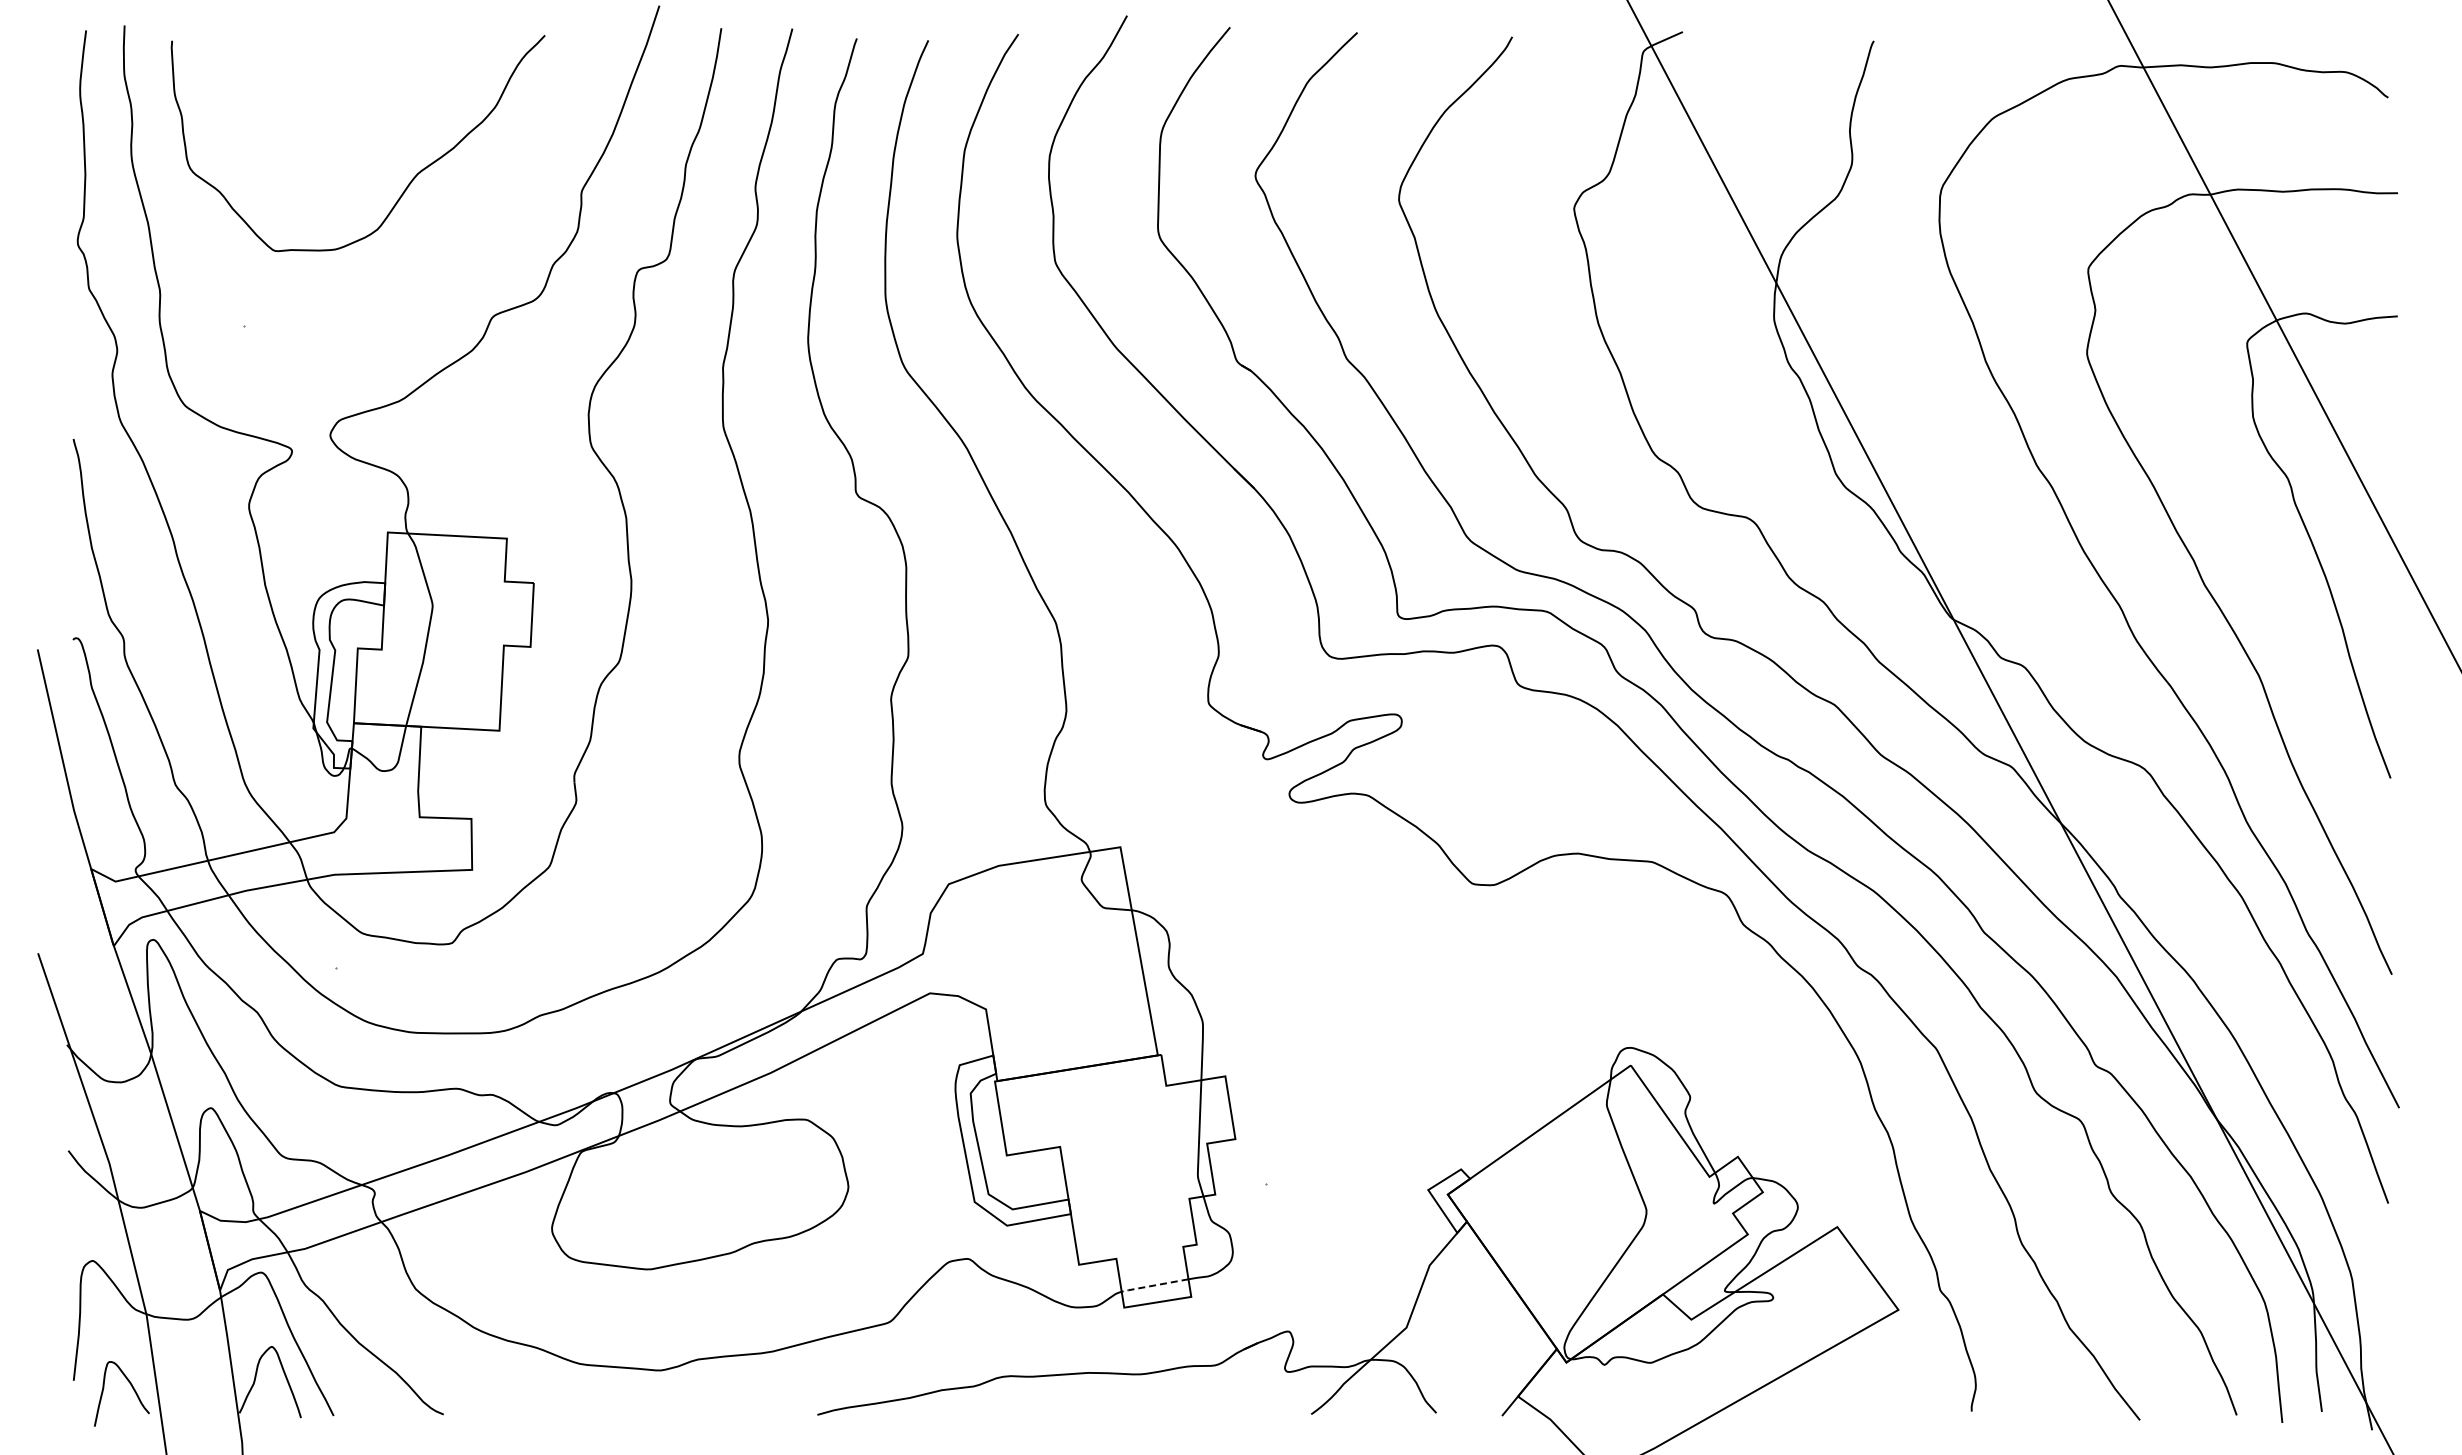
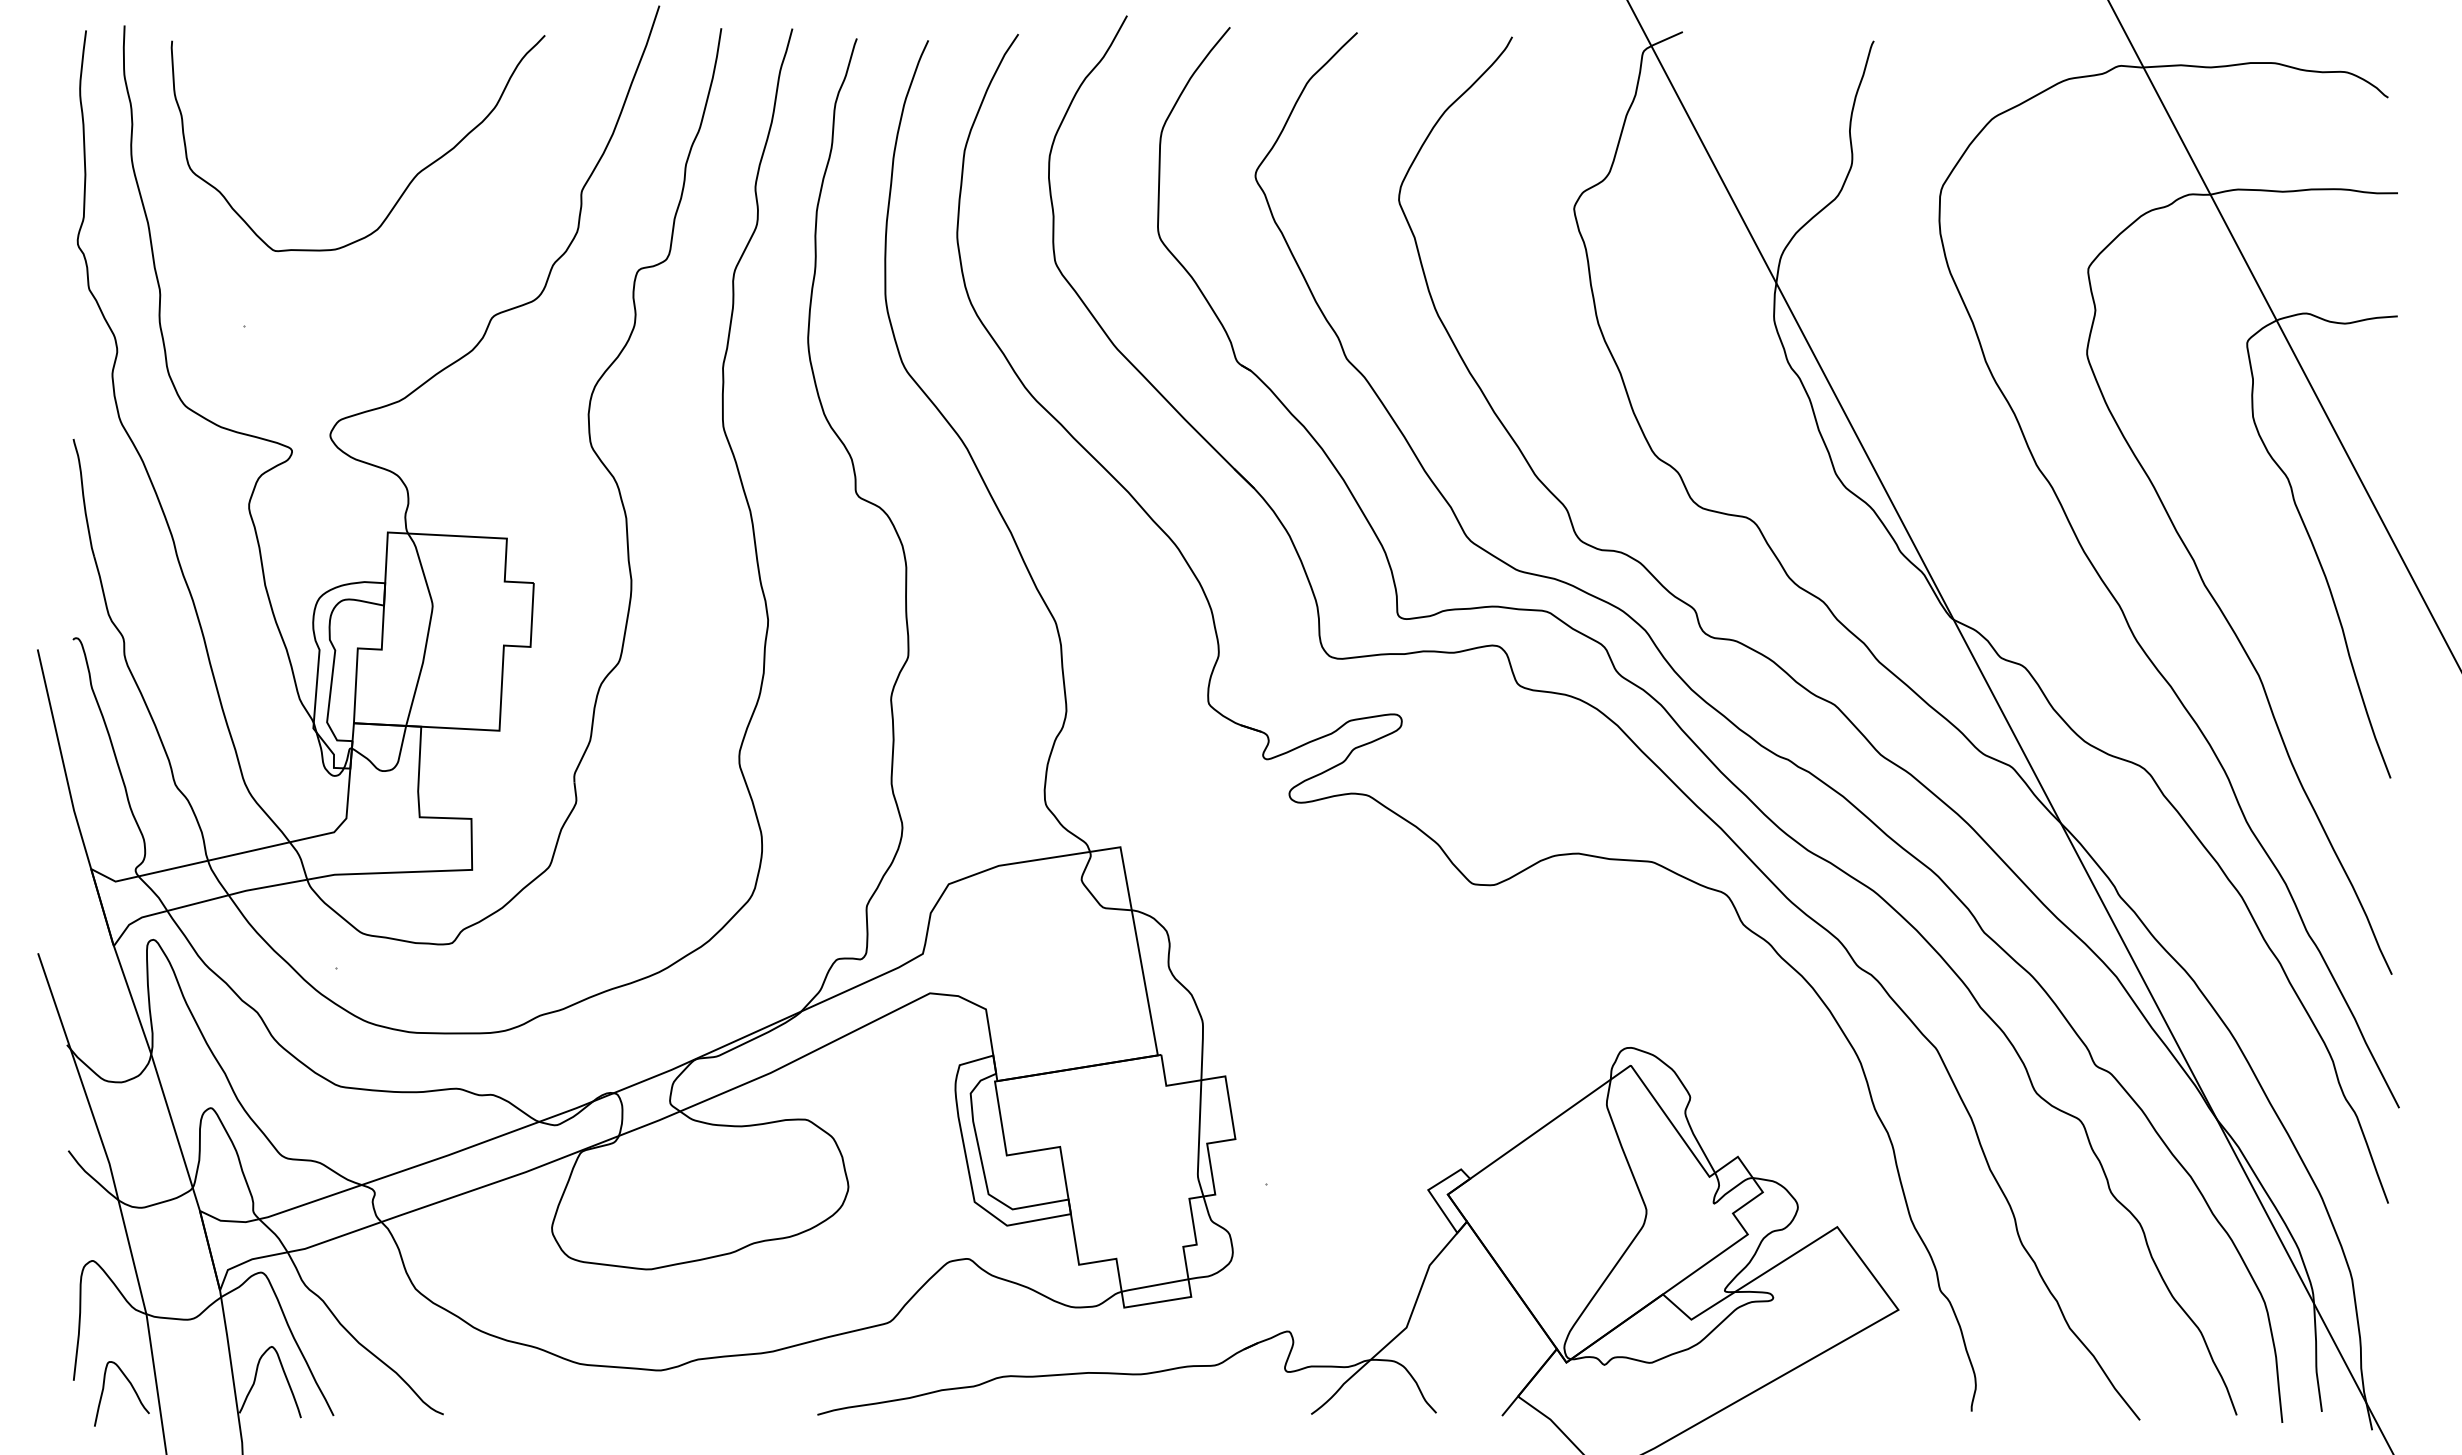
line: dashed -> solid (1154, 1285)
